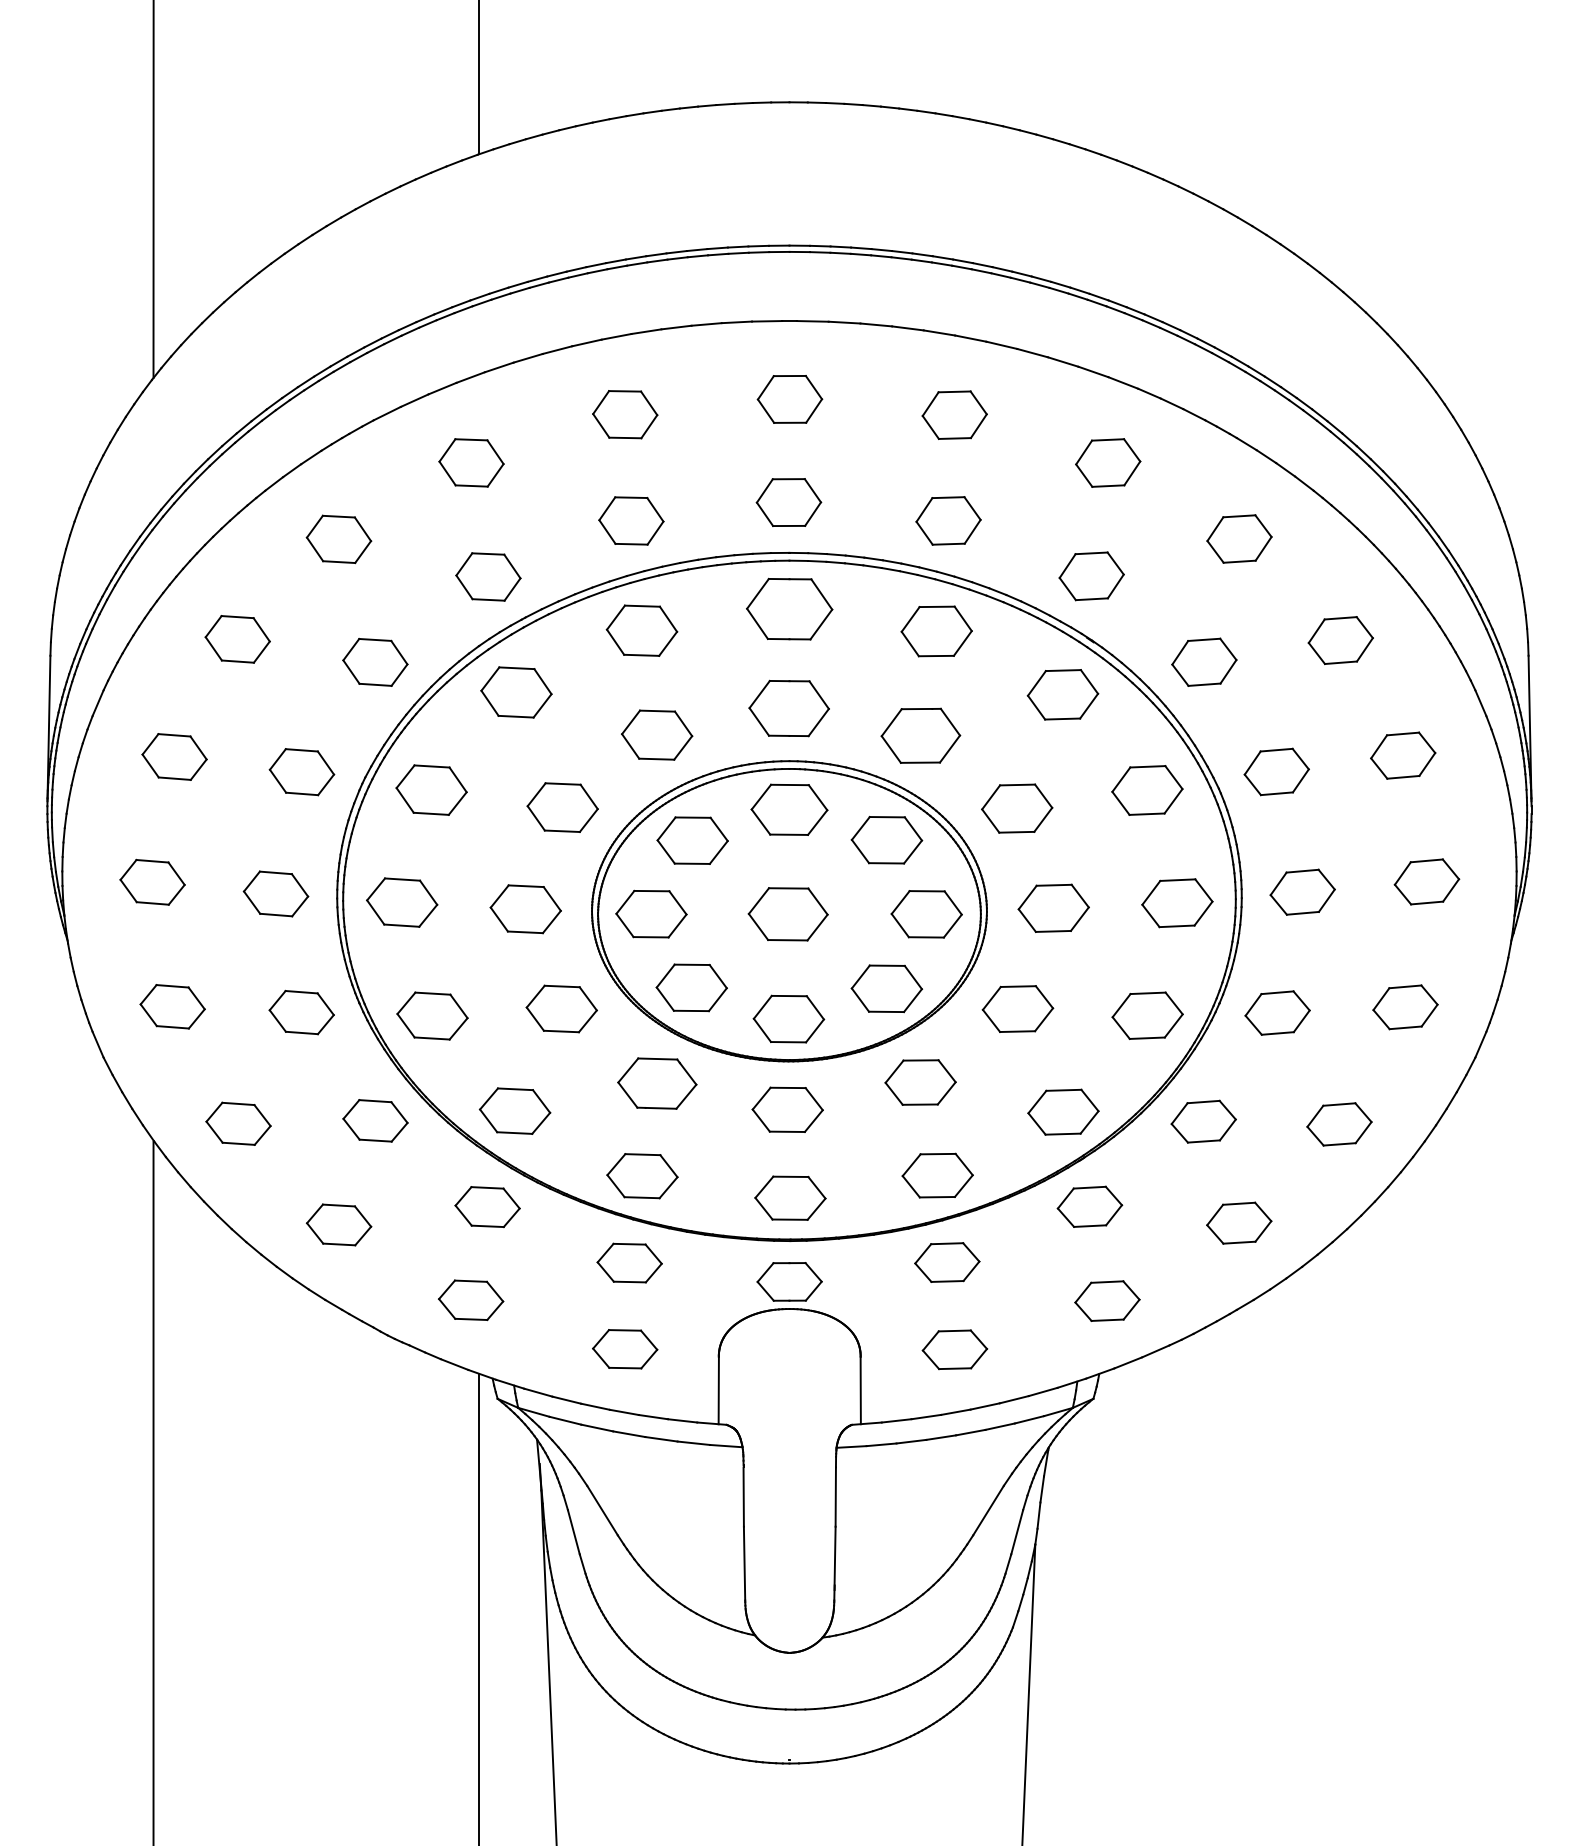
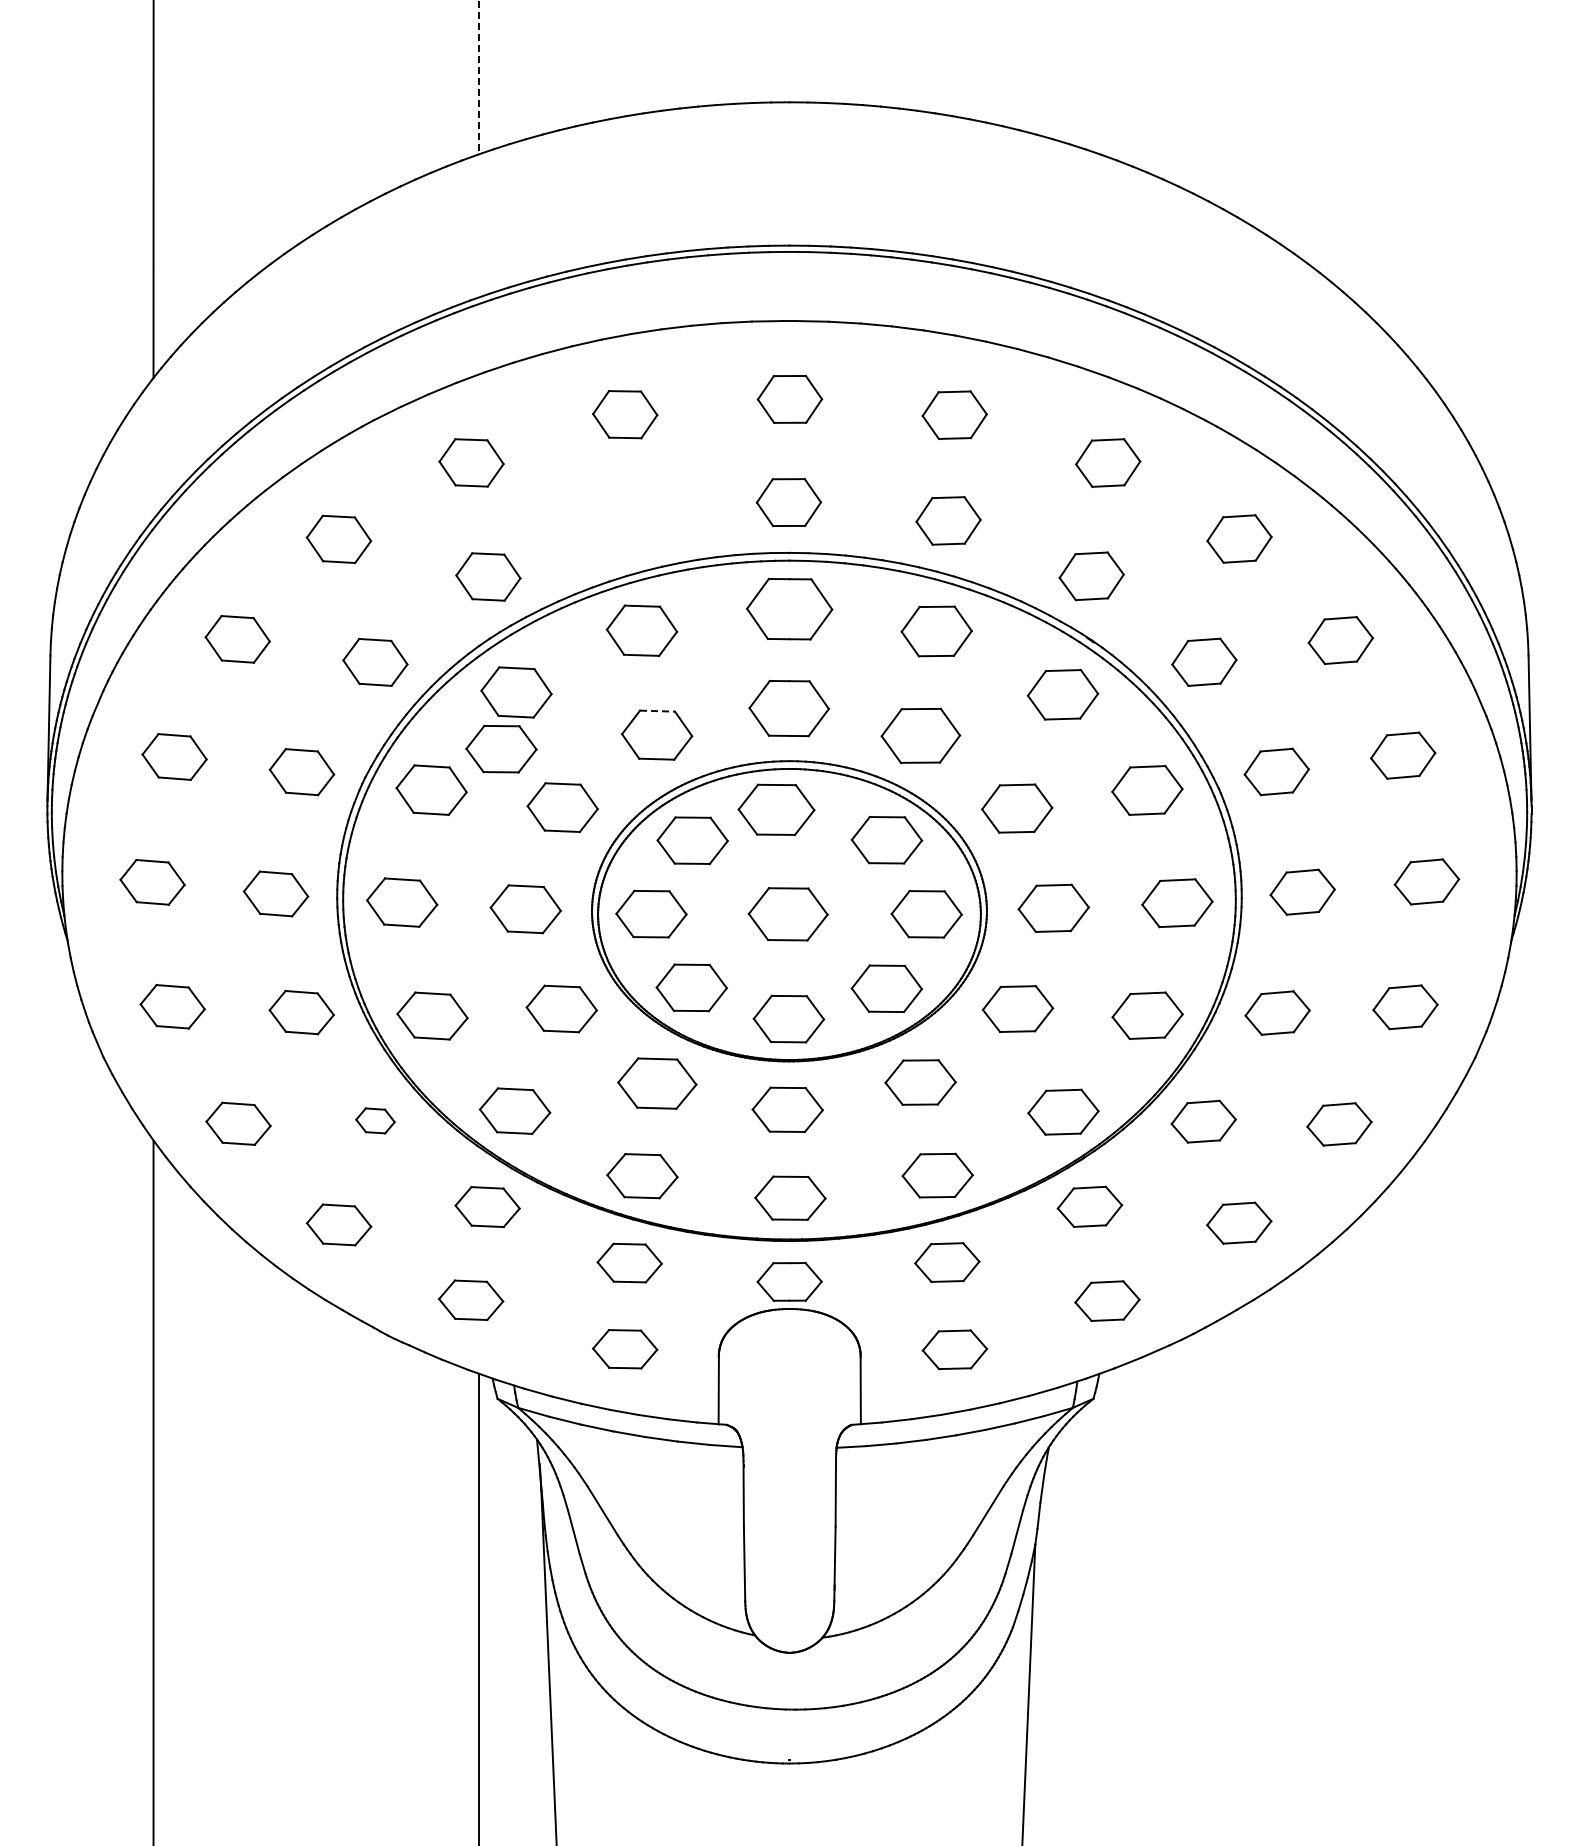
line: solid -> dashed (478, 77)
part: present -> none (631, 520)
line: solid -> dashed (657, 711)
part: none -> present (501, 748)
part position: (789, 809) -> (776, 809) (776, 809)
part size: 67x44 px -> 41x28 px (375, 1120)
